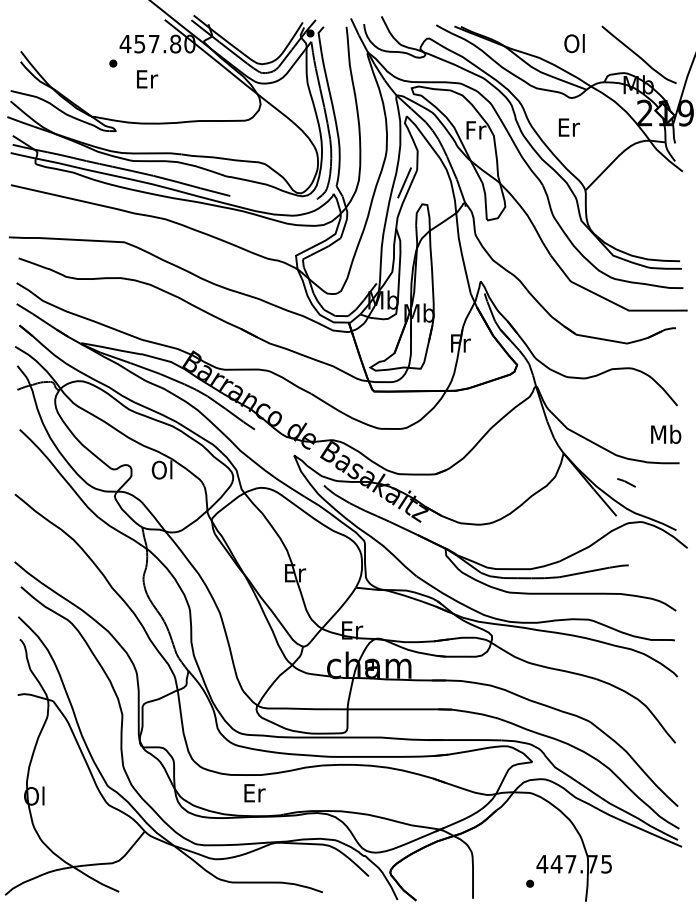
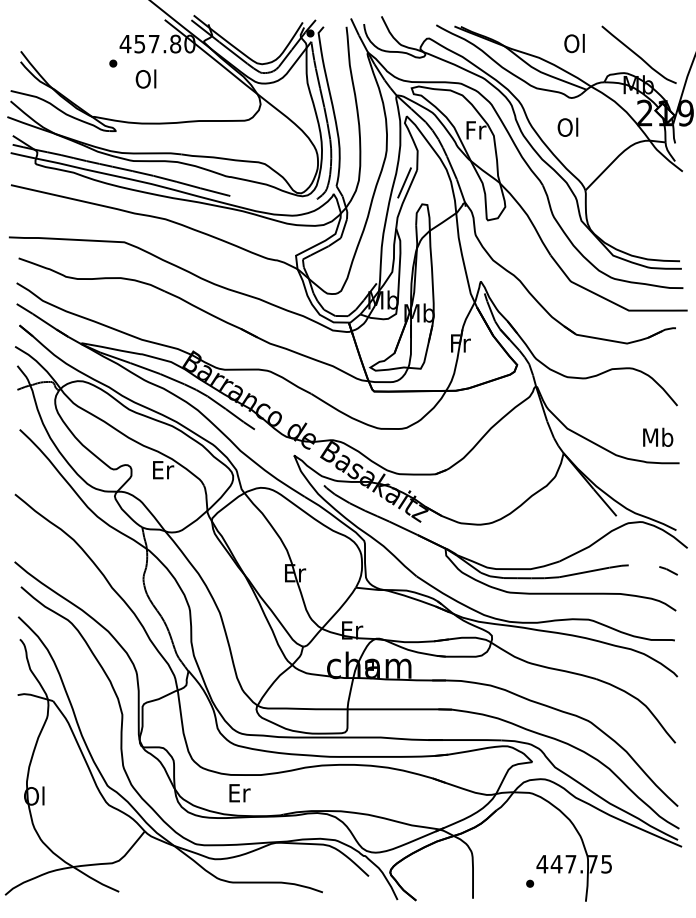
text: Er -> Ol (146, 78)
text: Er -> Ol (568, 126)
text position: (666, 433) -> (658, 436) (658, 436)
text: Ol -> Er (162, 469)
line position: (626, 482) -> (668, 570) (668, 570)
text position: (254, 793) -> (239, 793) (239, 793)
